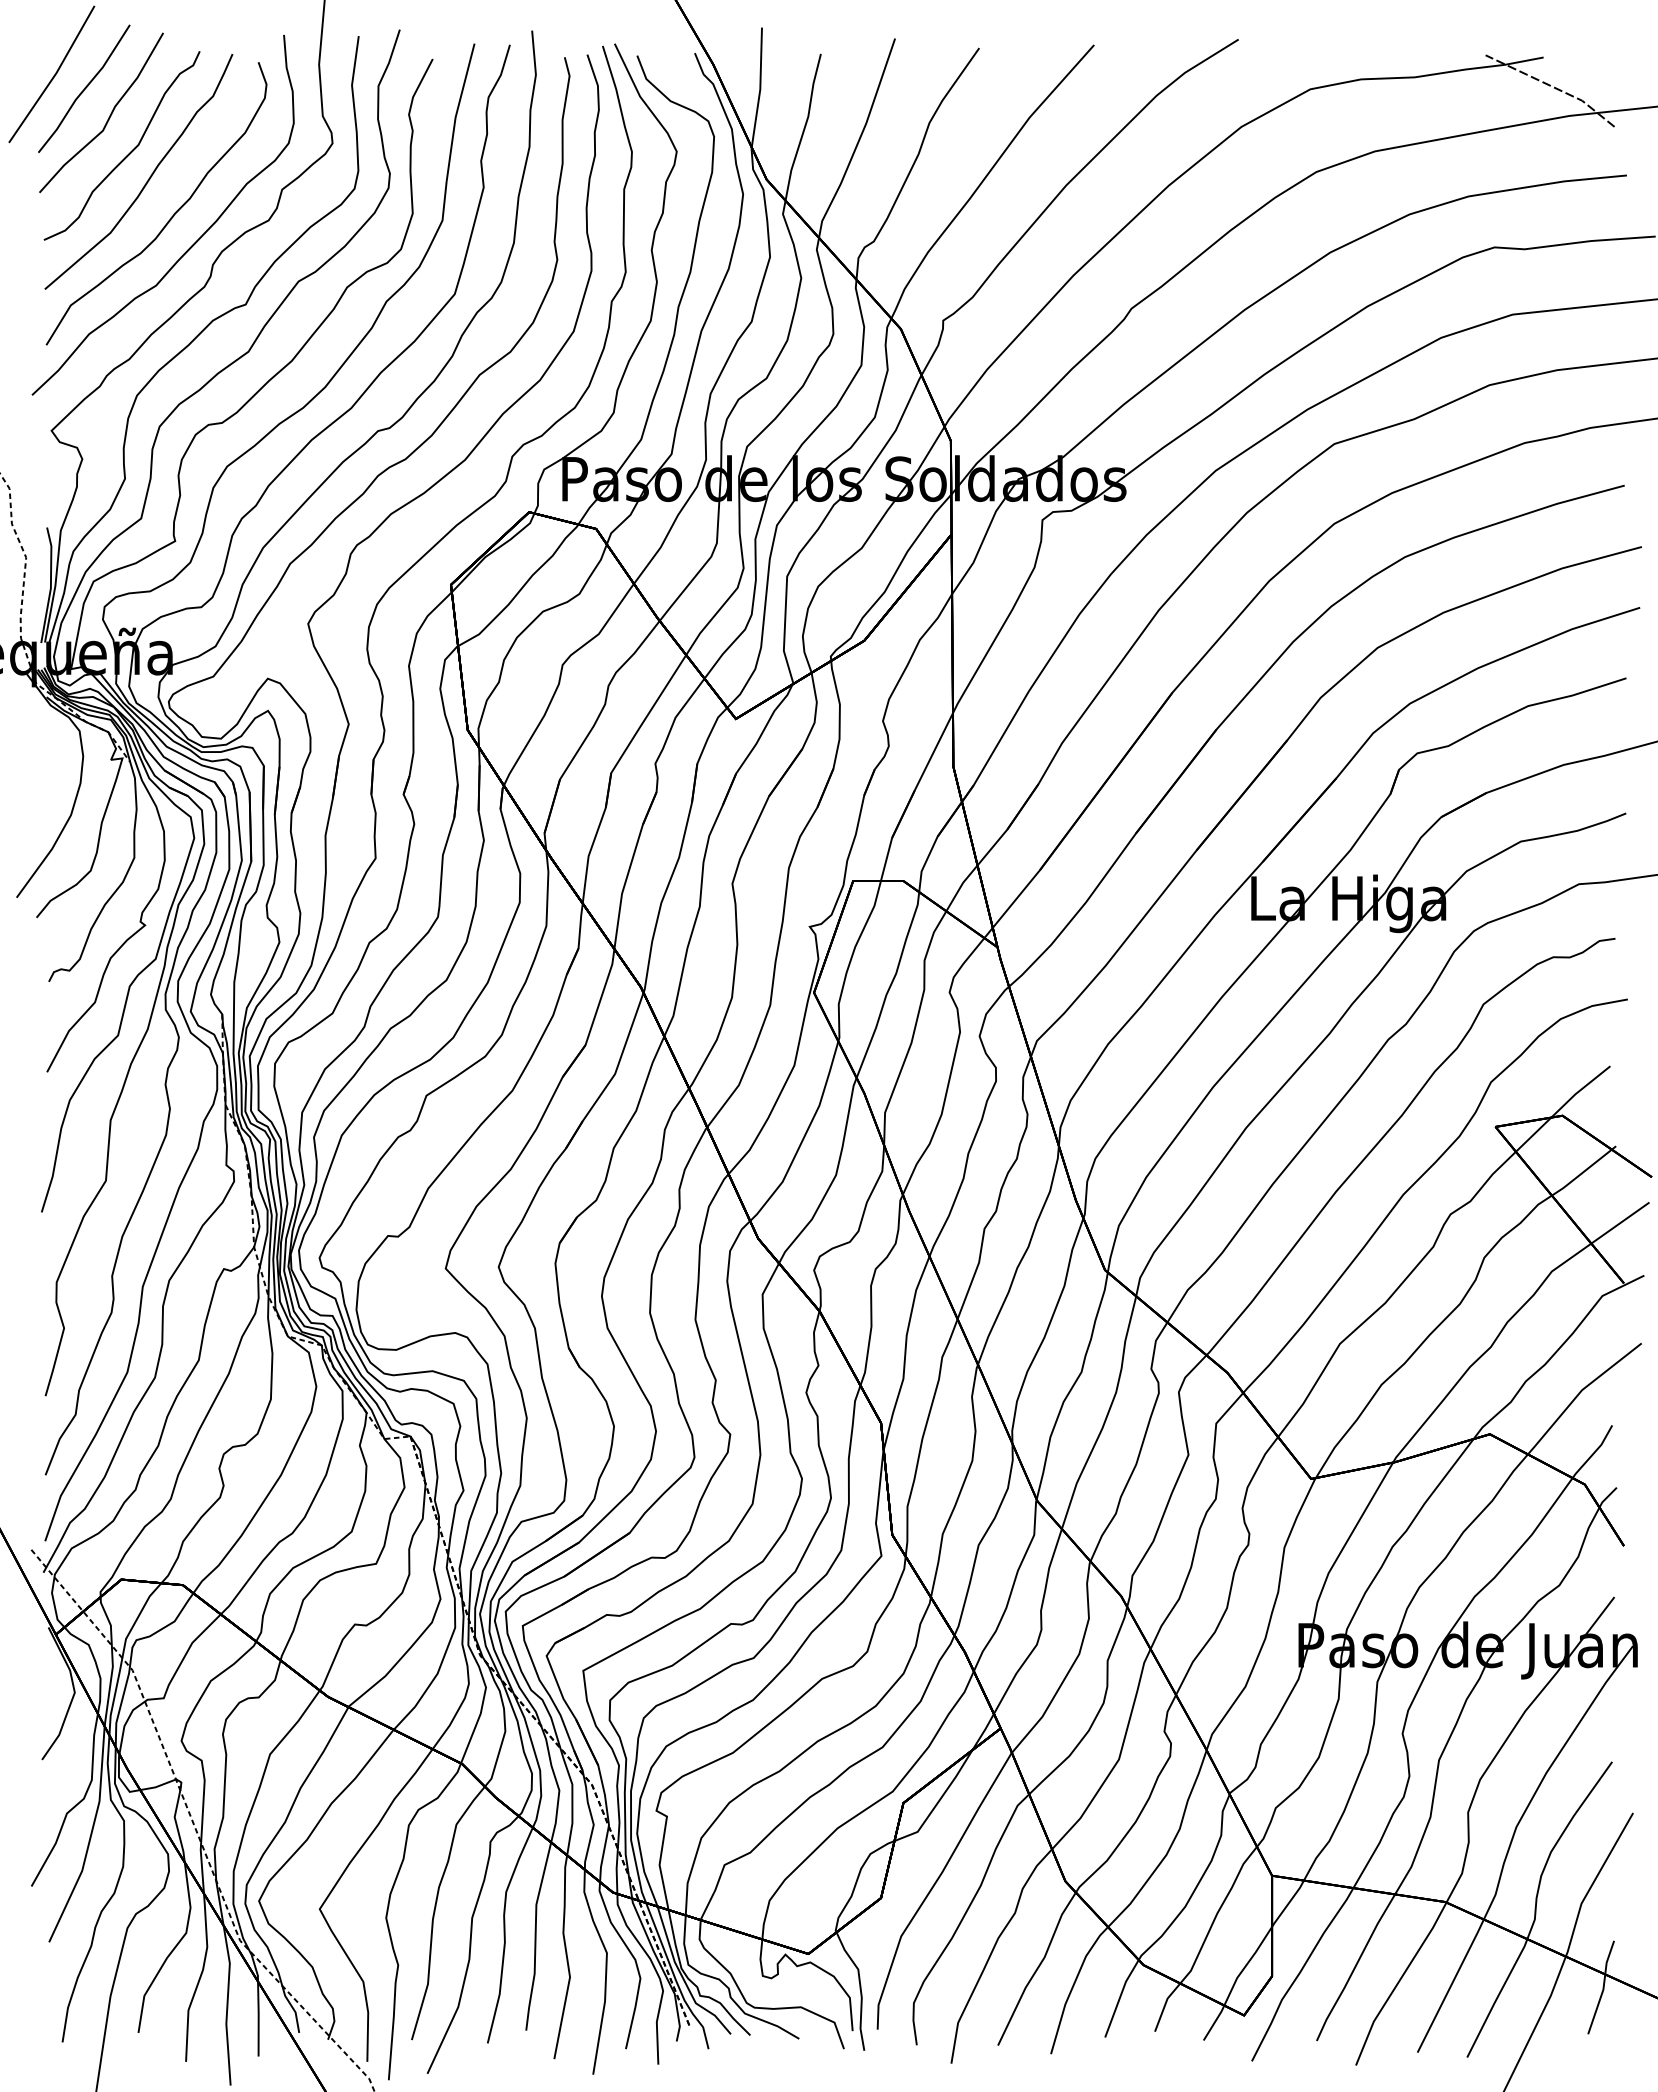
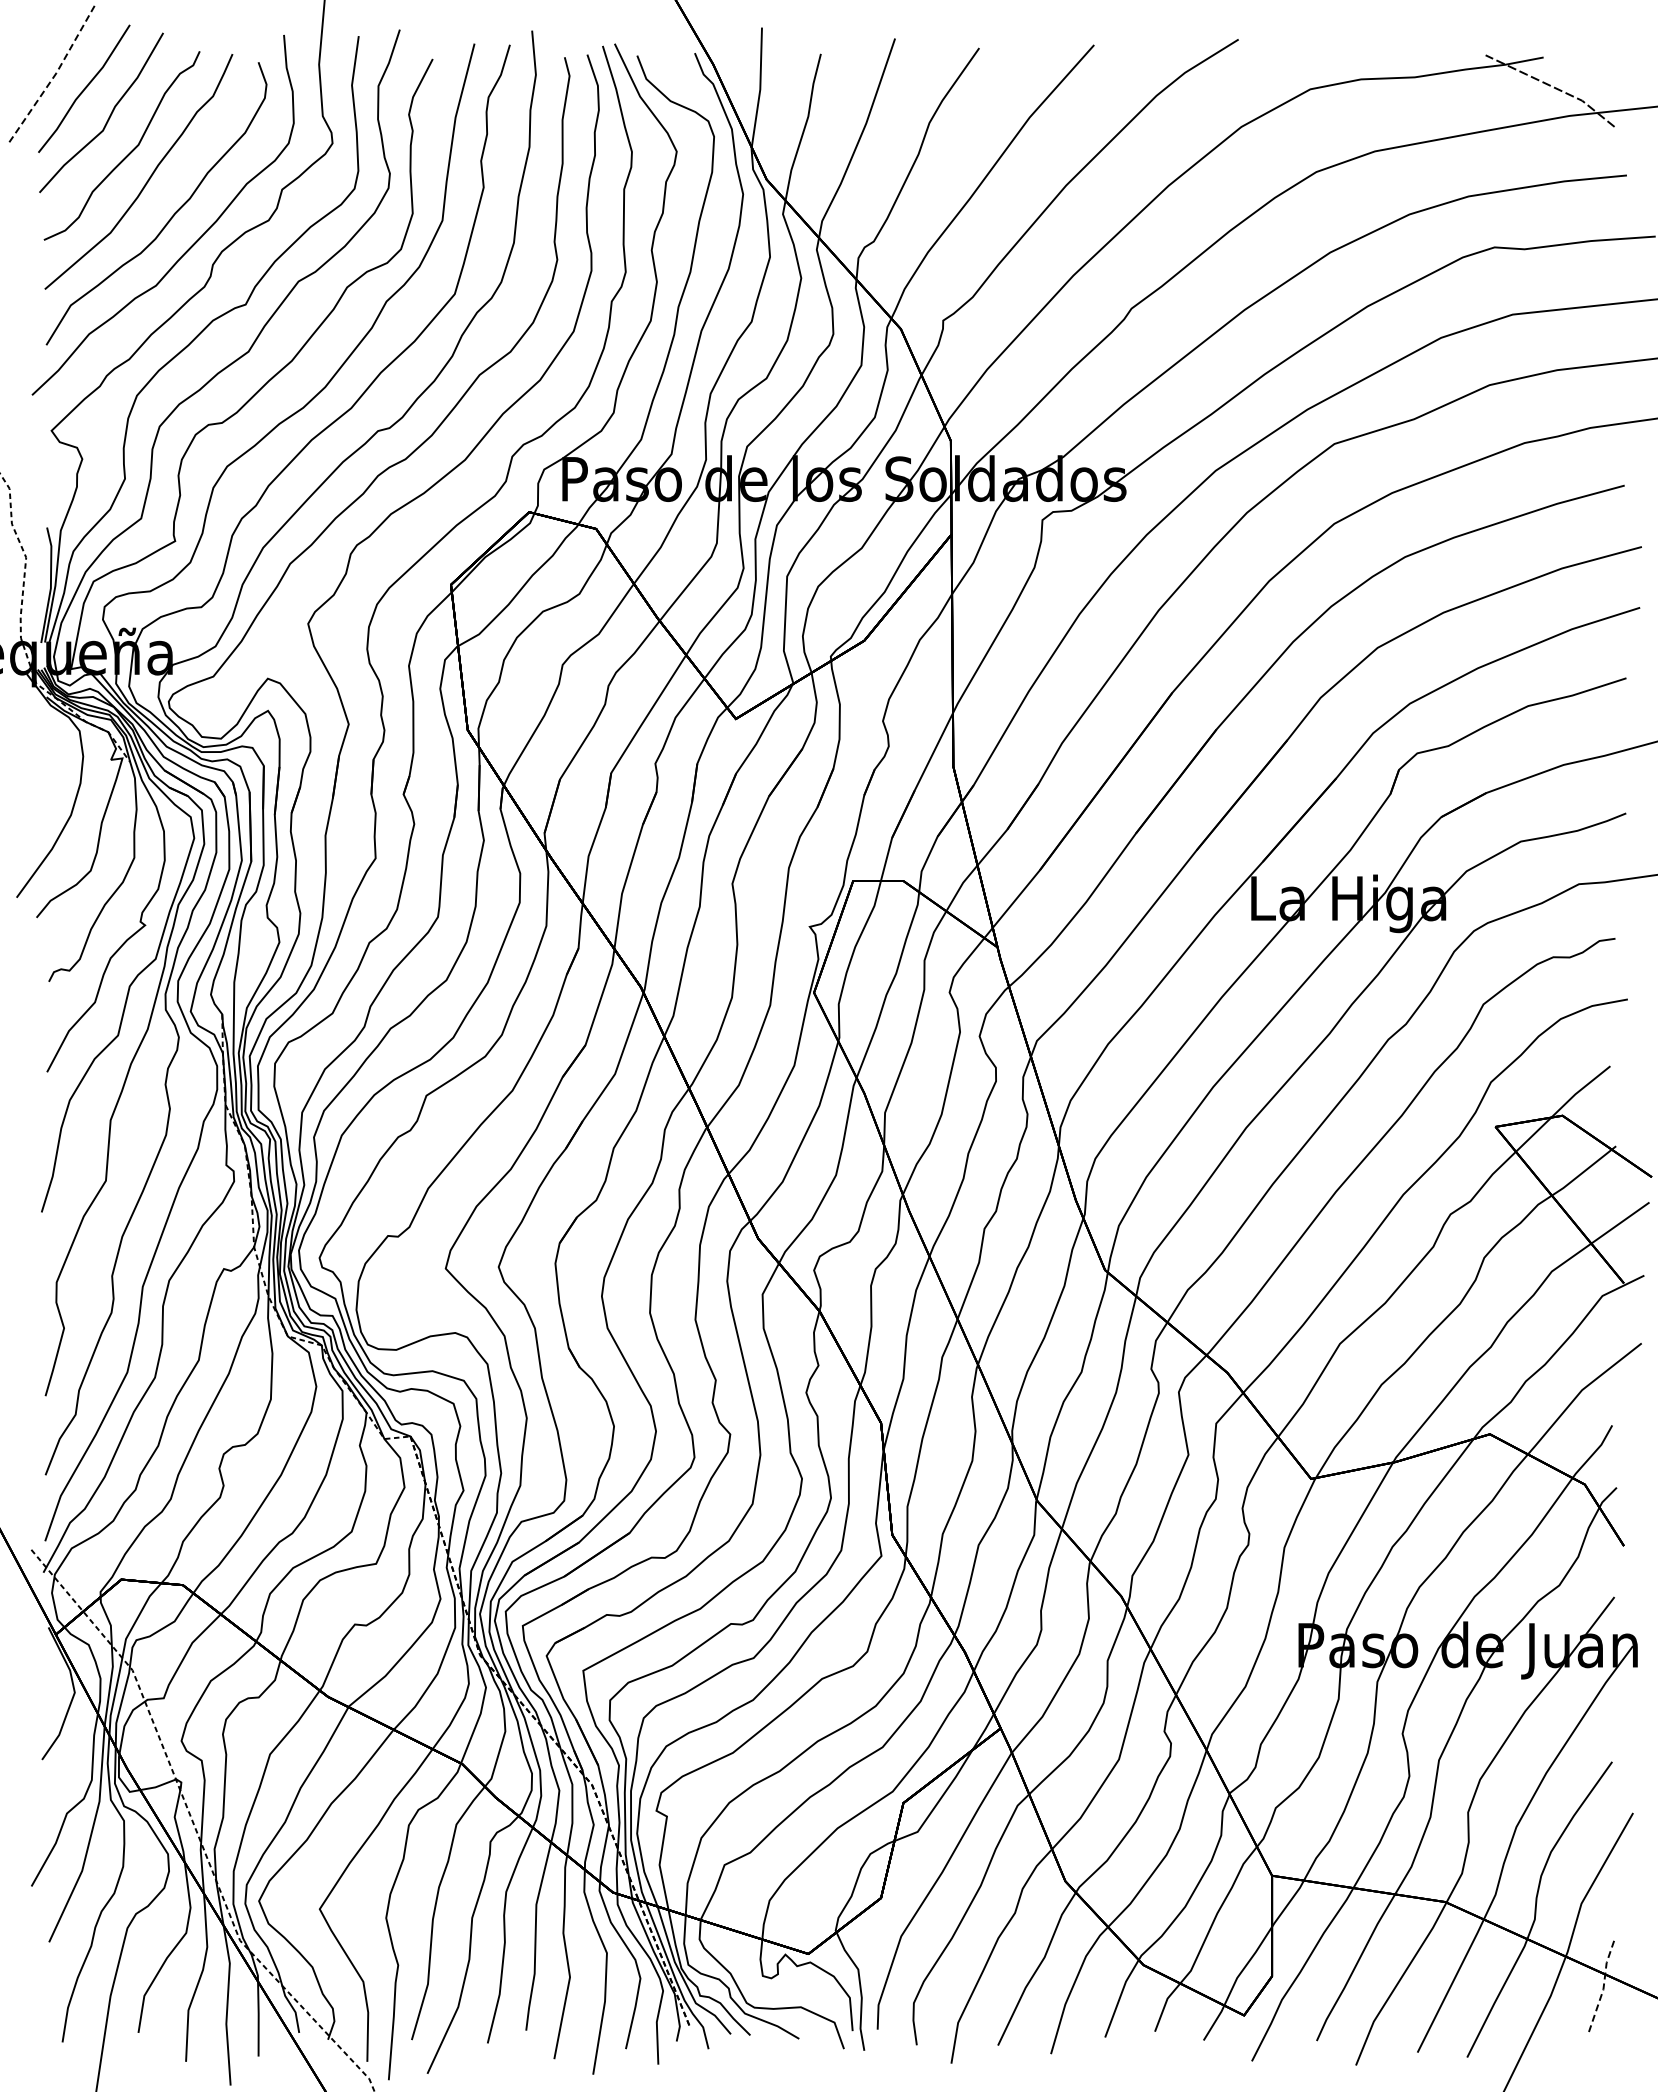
line: solid -> dashed (54, 75)
line: solid -> dashed (1603, 1987)
